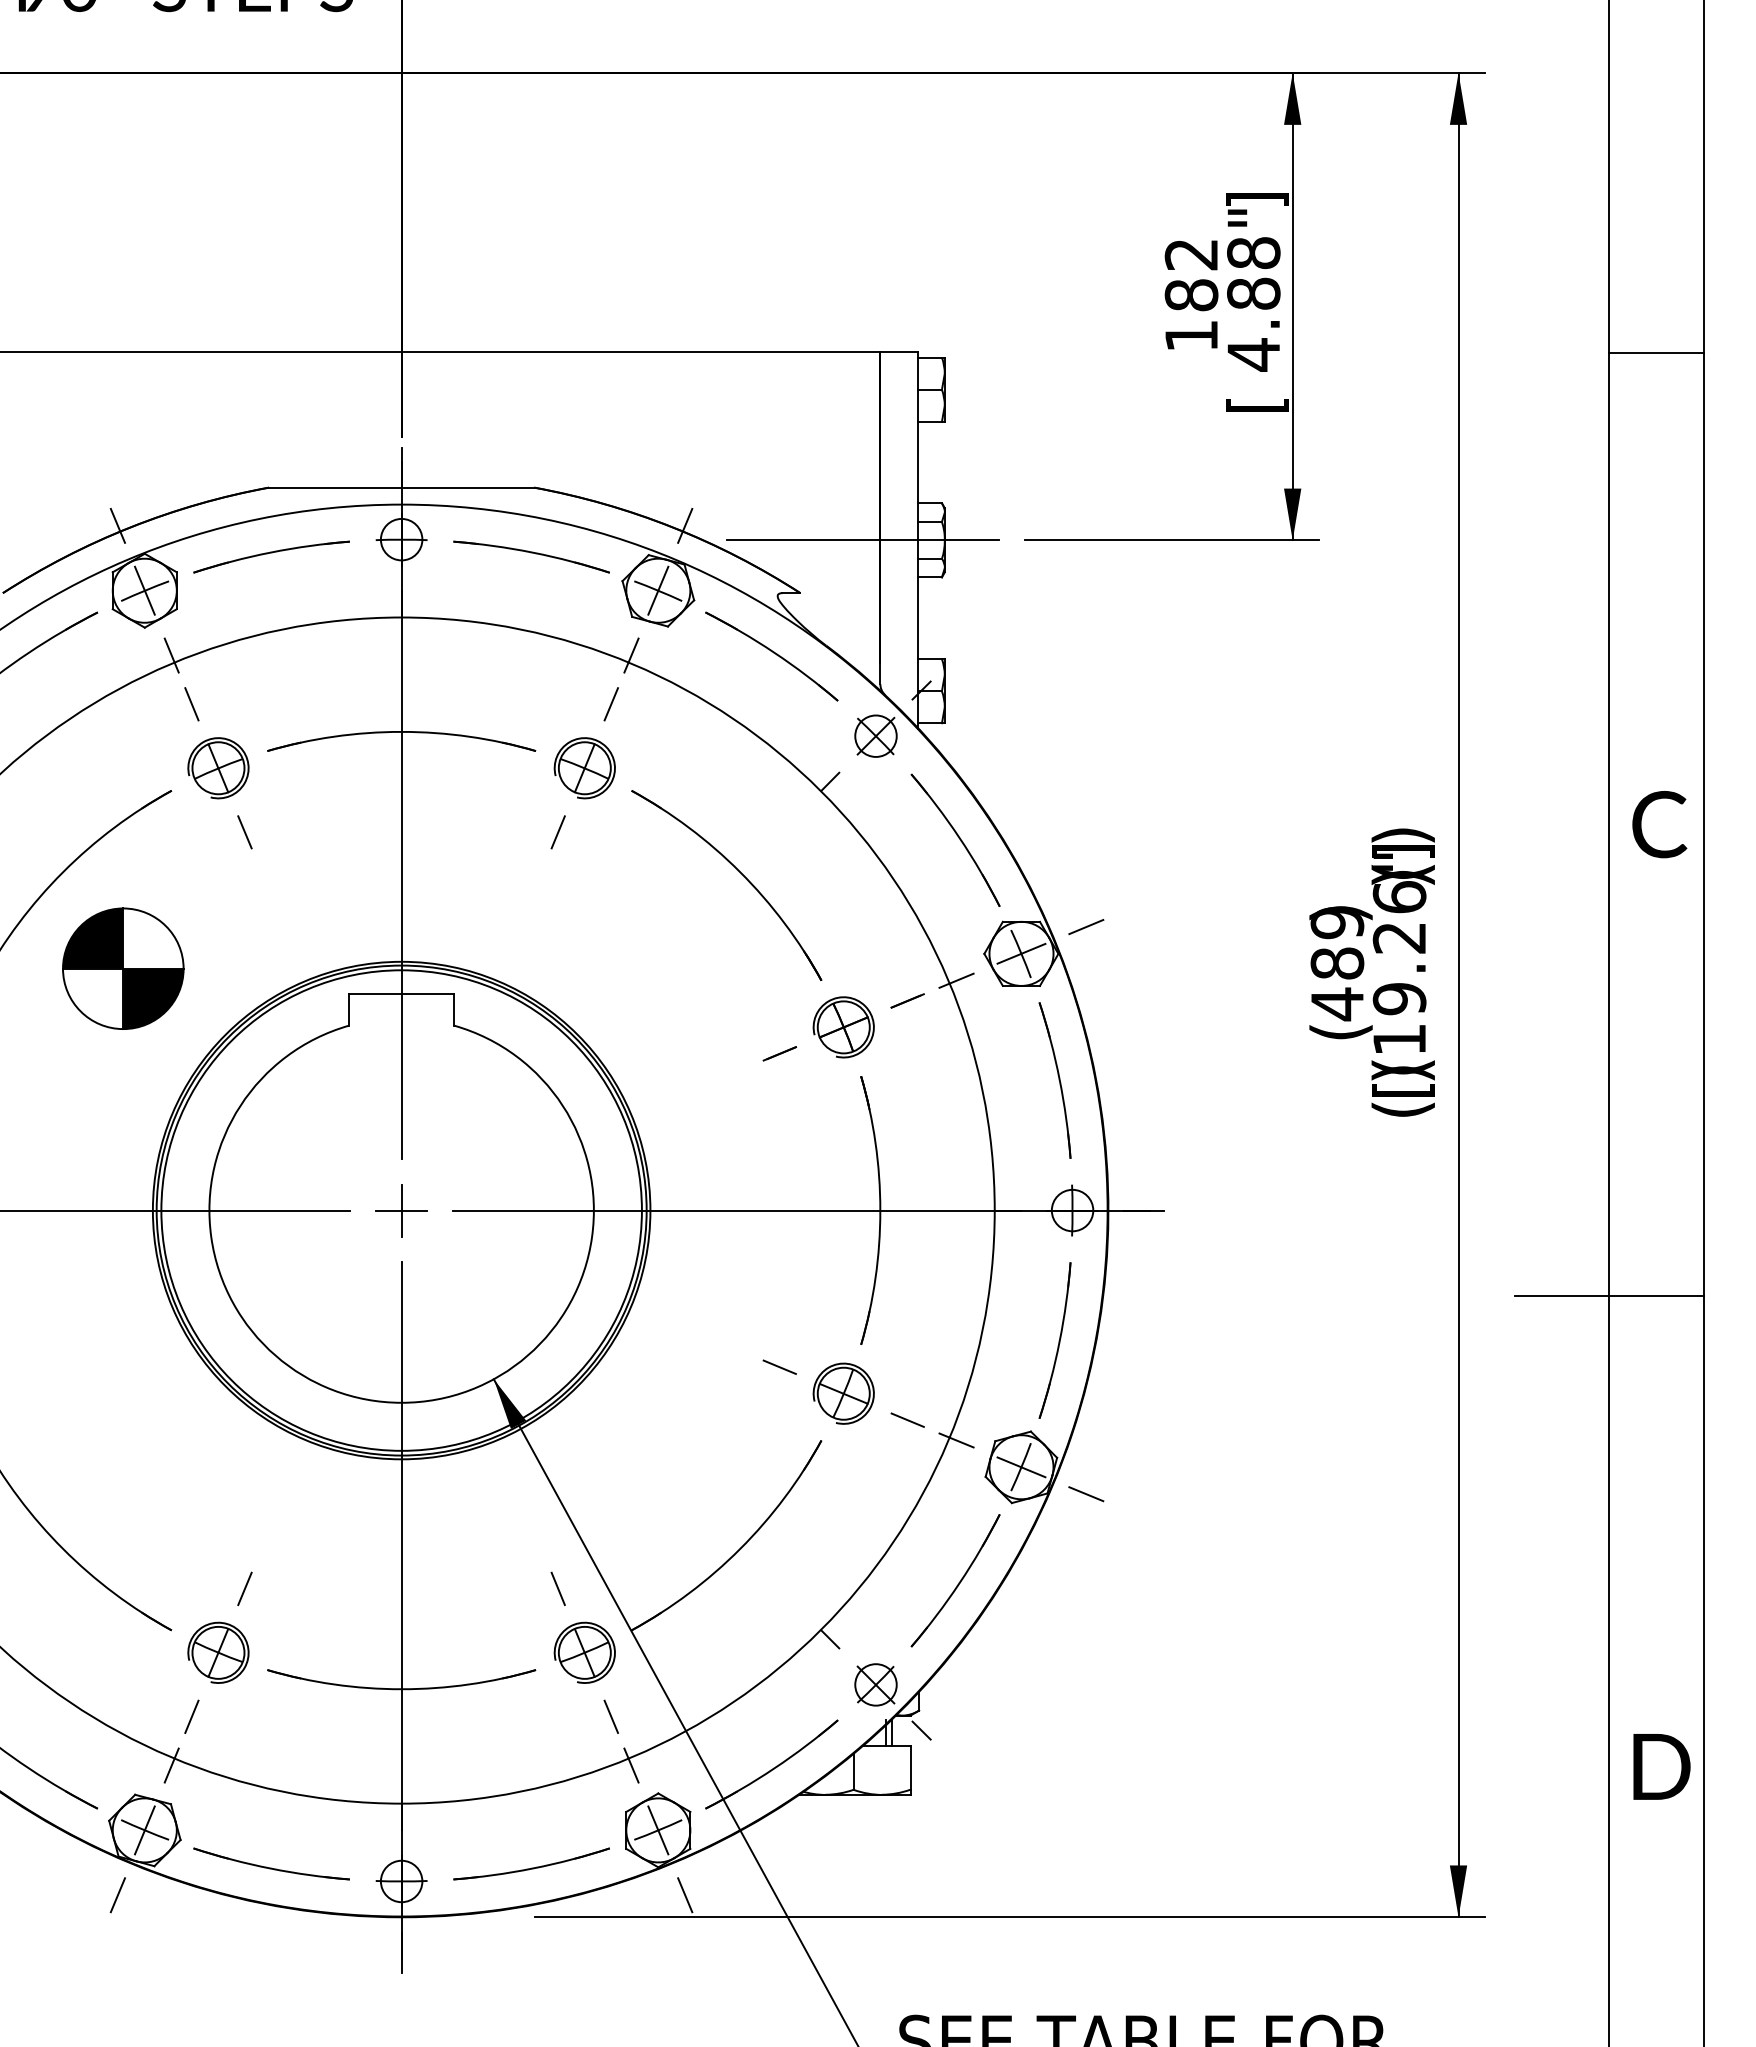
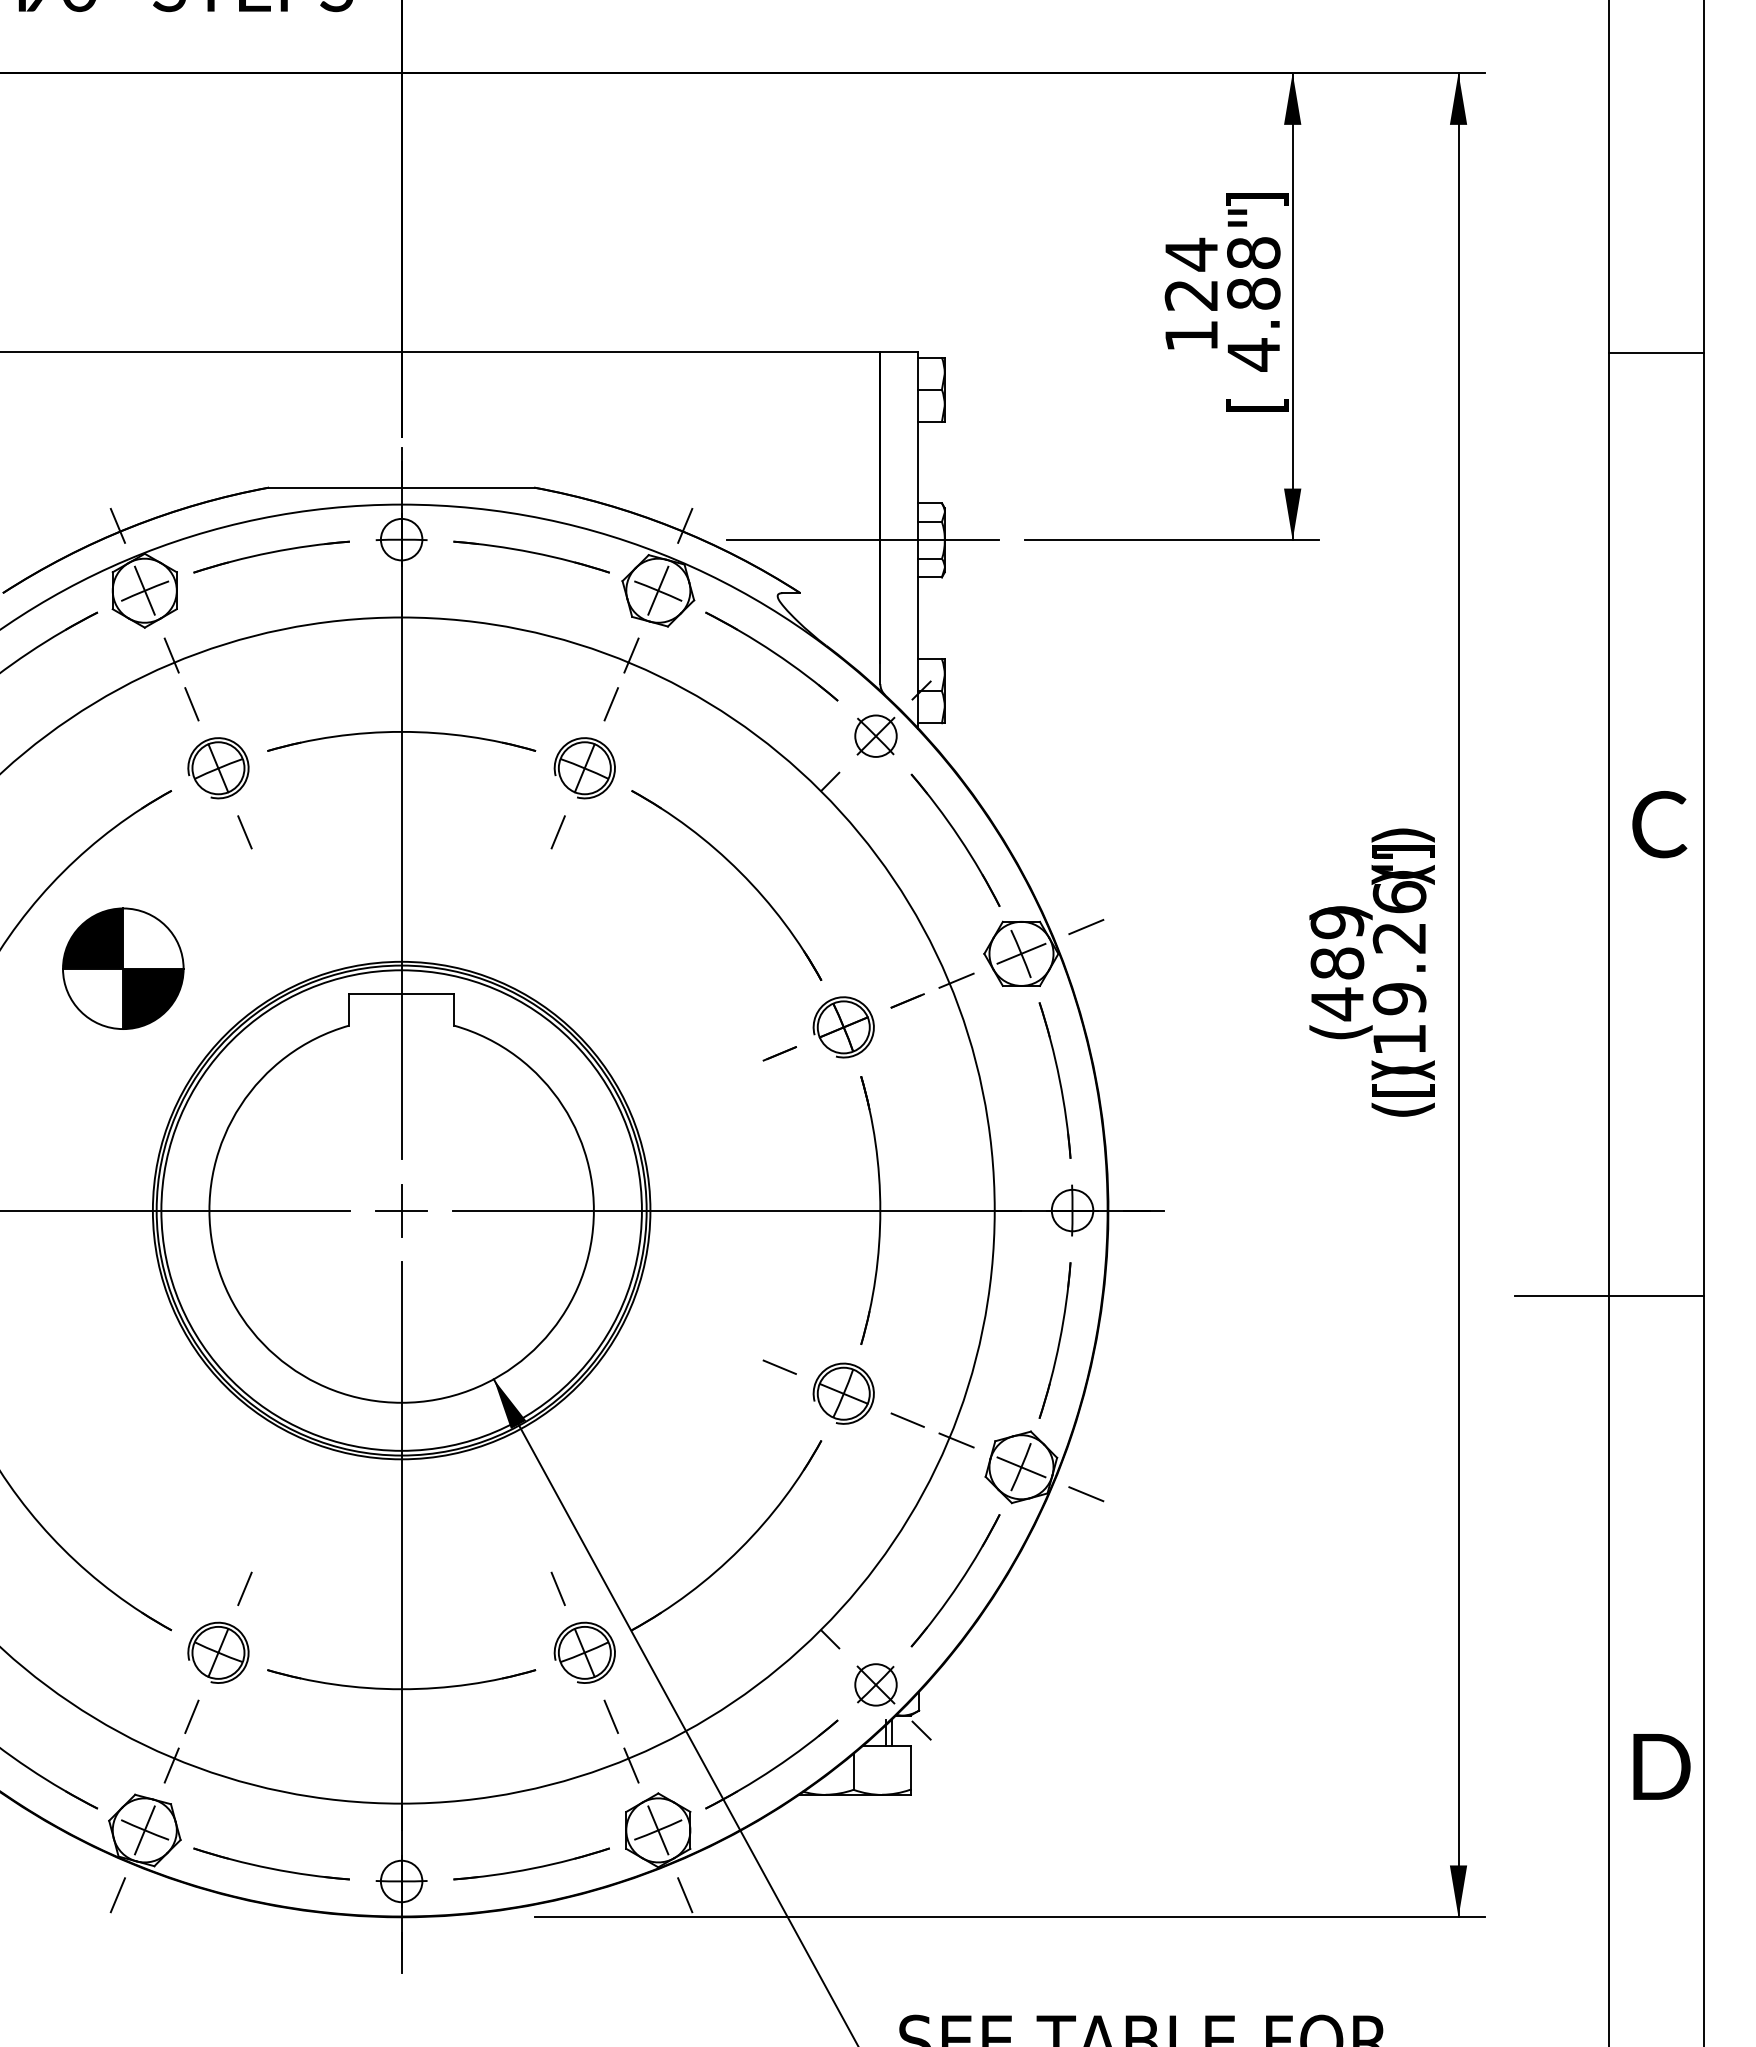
text: 182 -> 124 (1191, 274)
